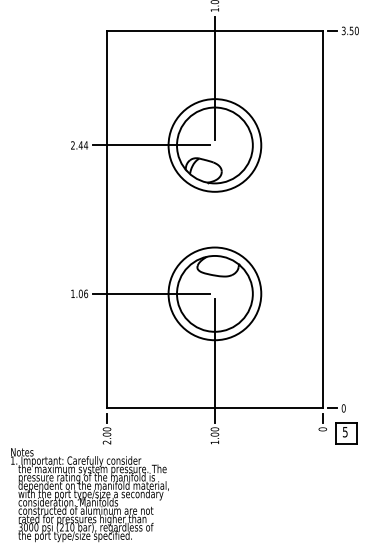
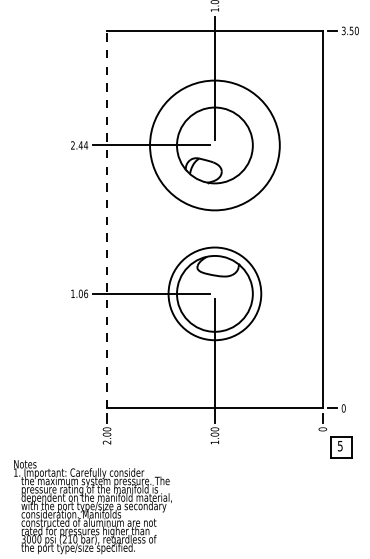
circle diameter: 93 px -> 130 px (214, 145)
line: solid -> dashed (107, 219)
part position: (346, 433) -> (341, 447) (341, 447)
text position: (89, 495) -> (92, 507) (92, 507)
